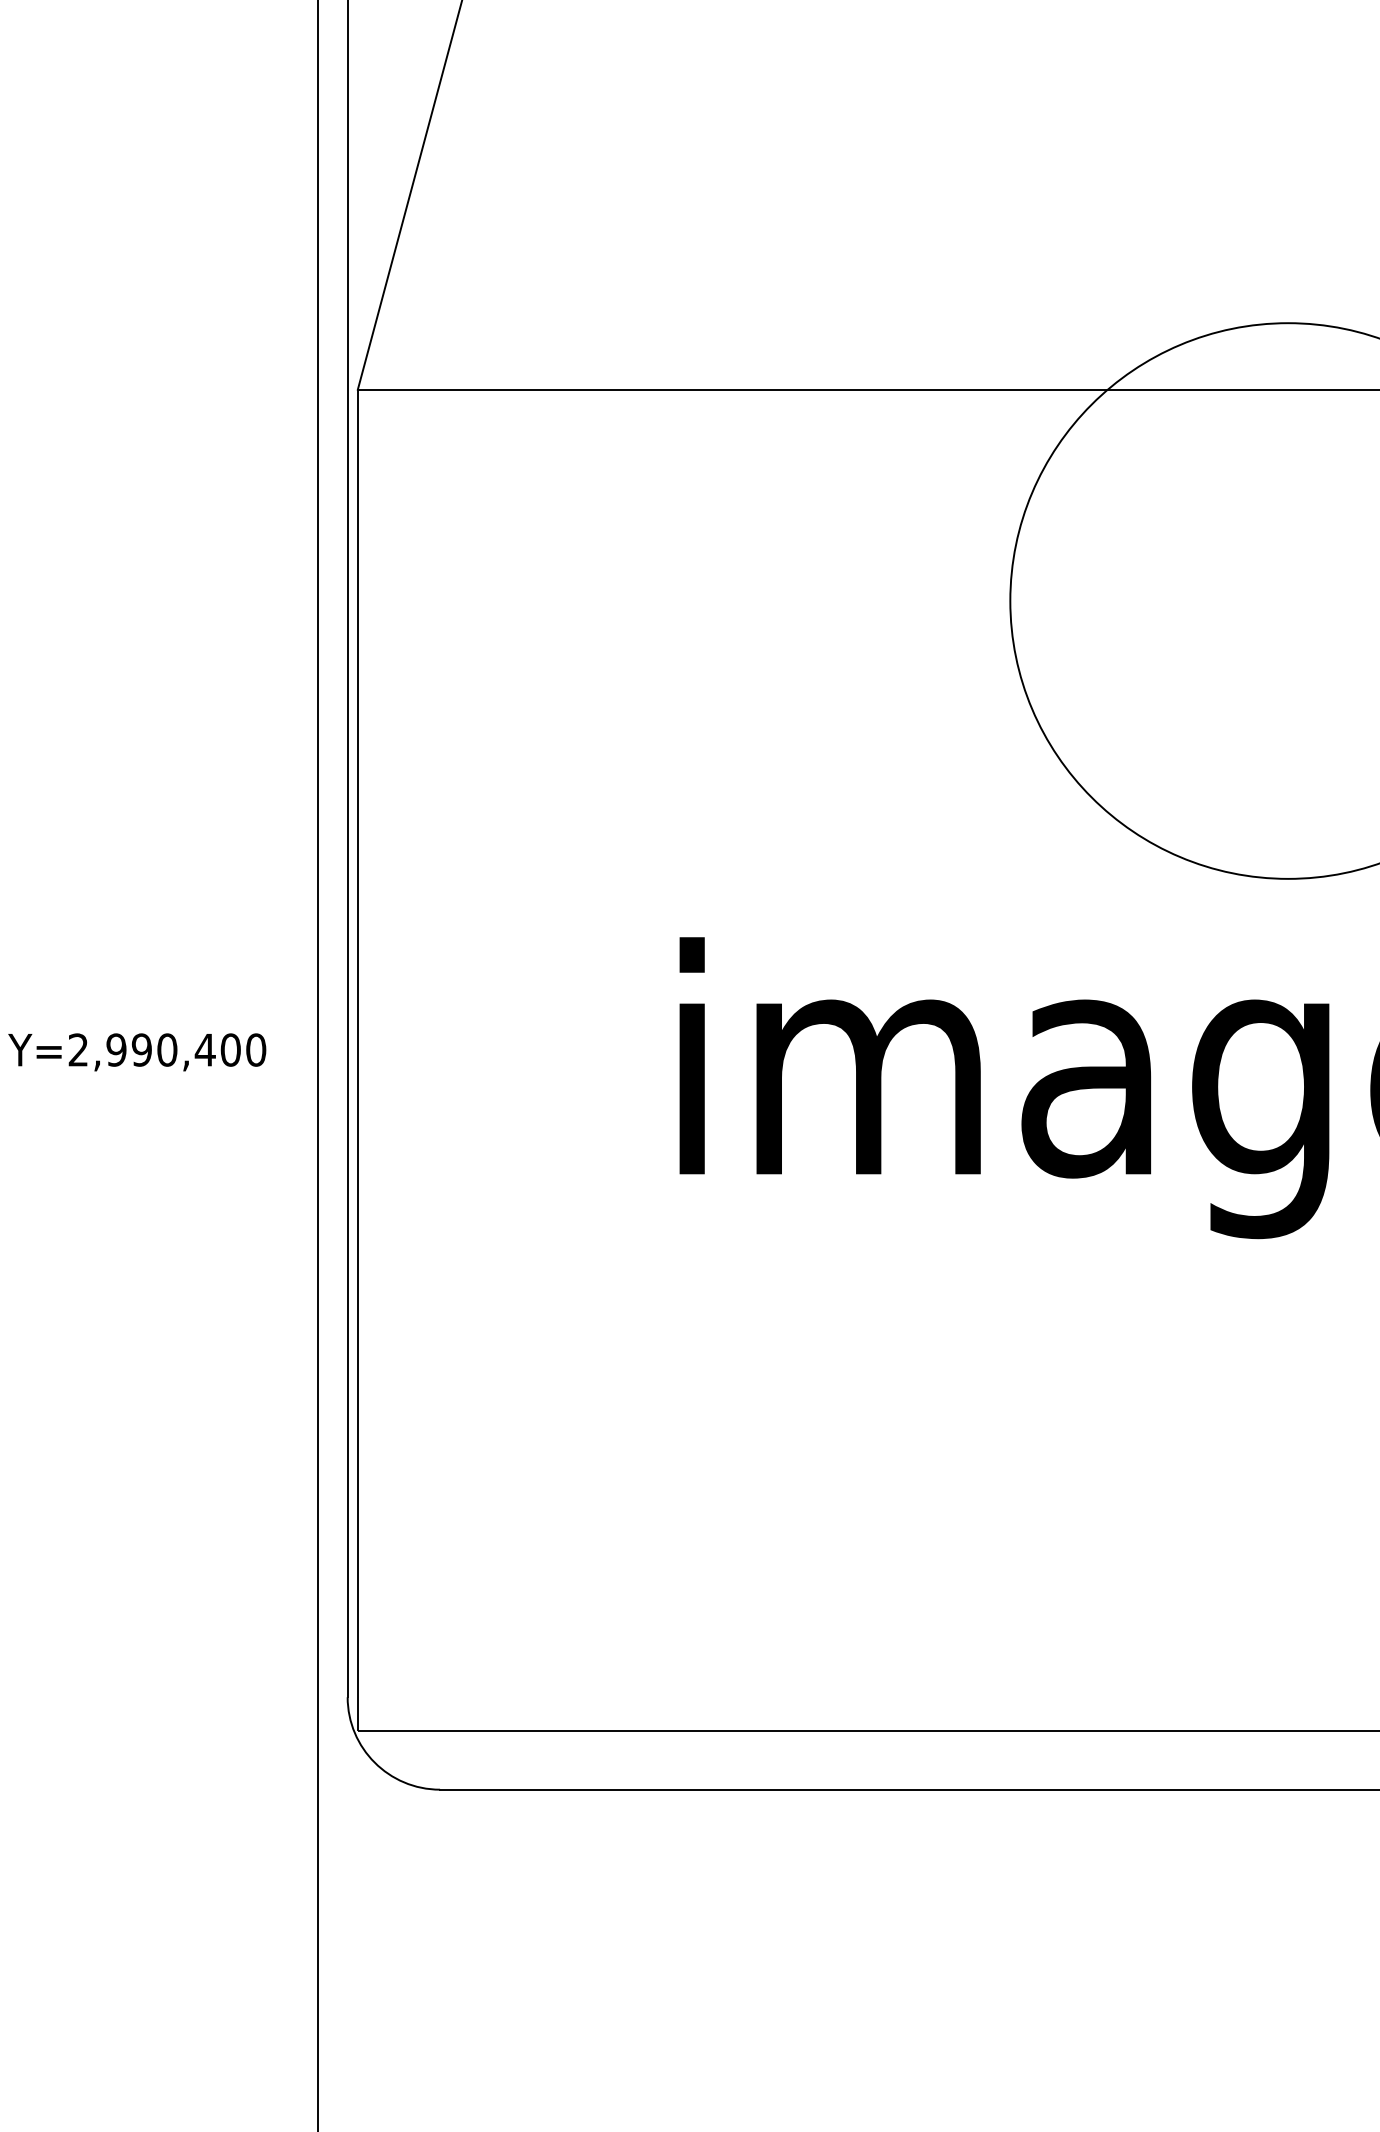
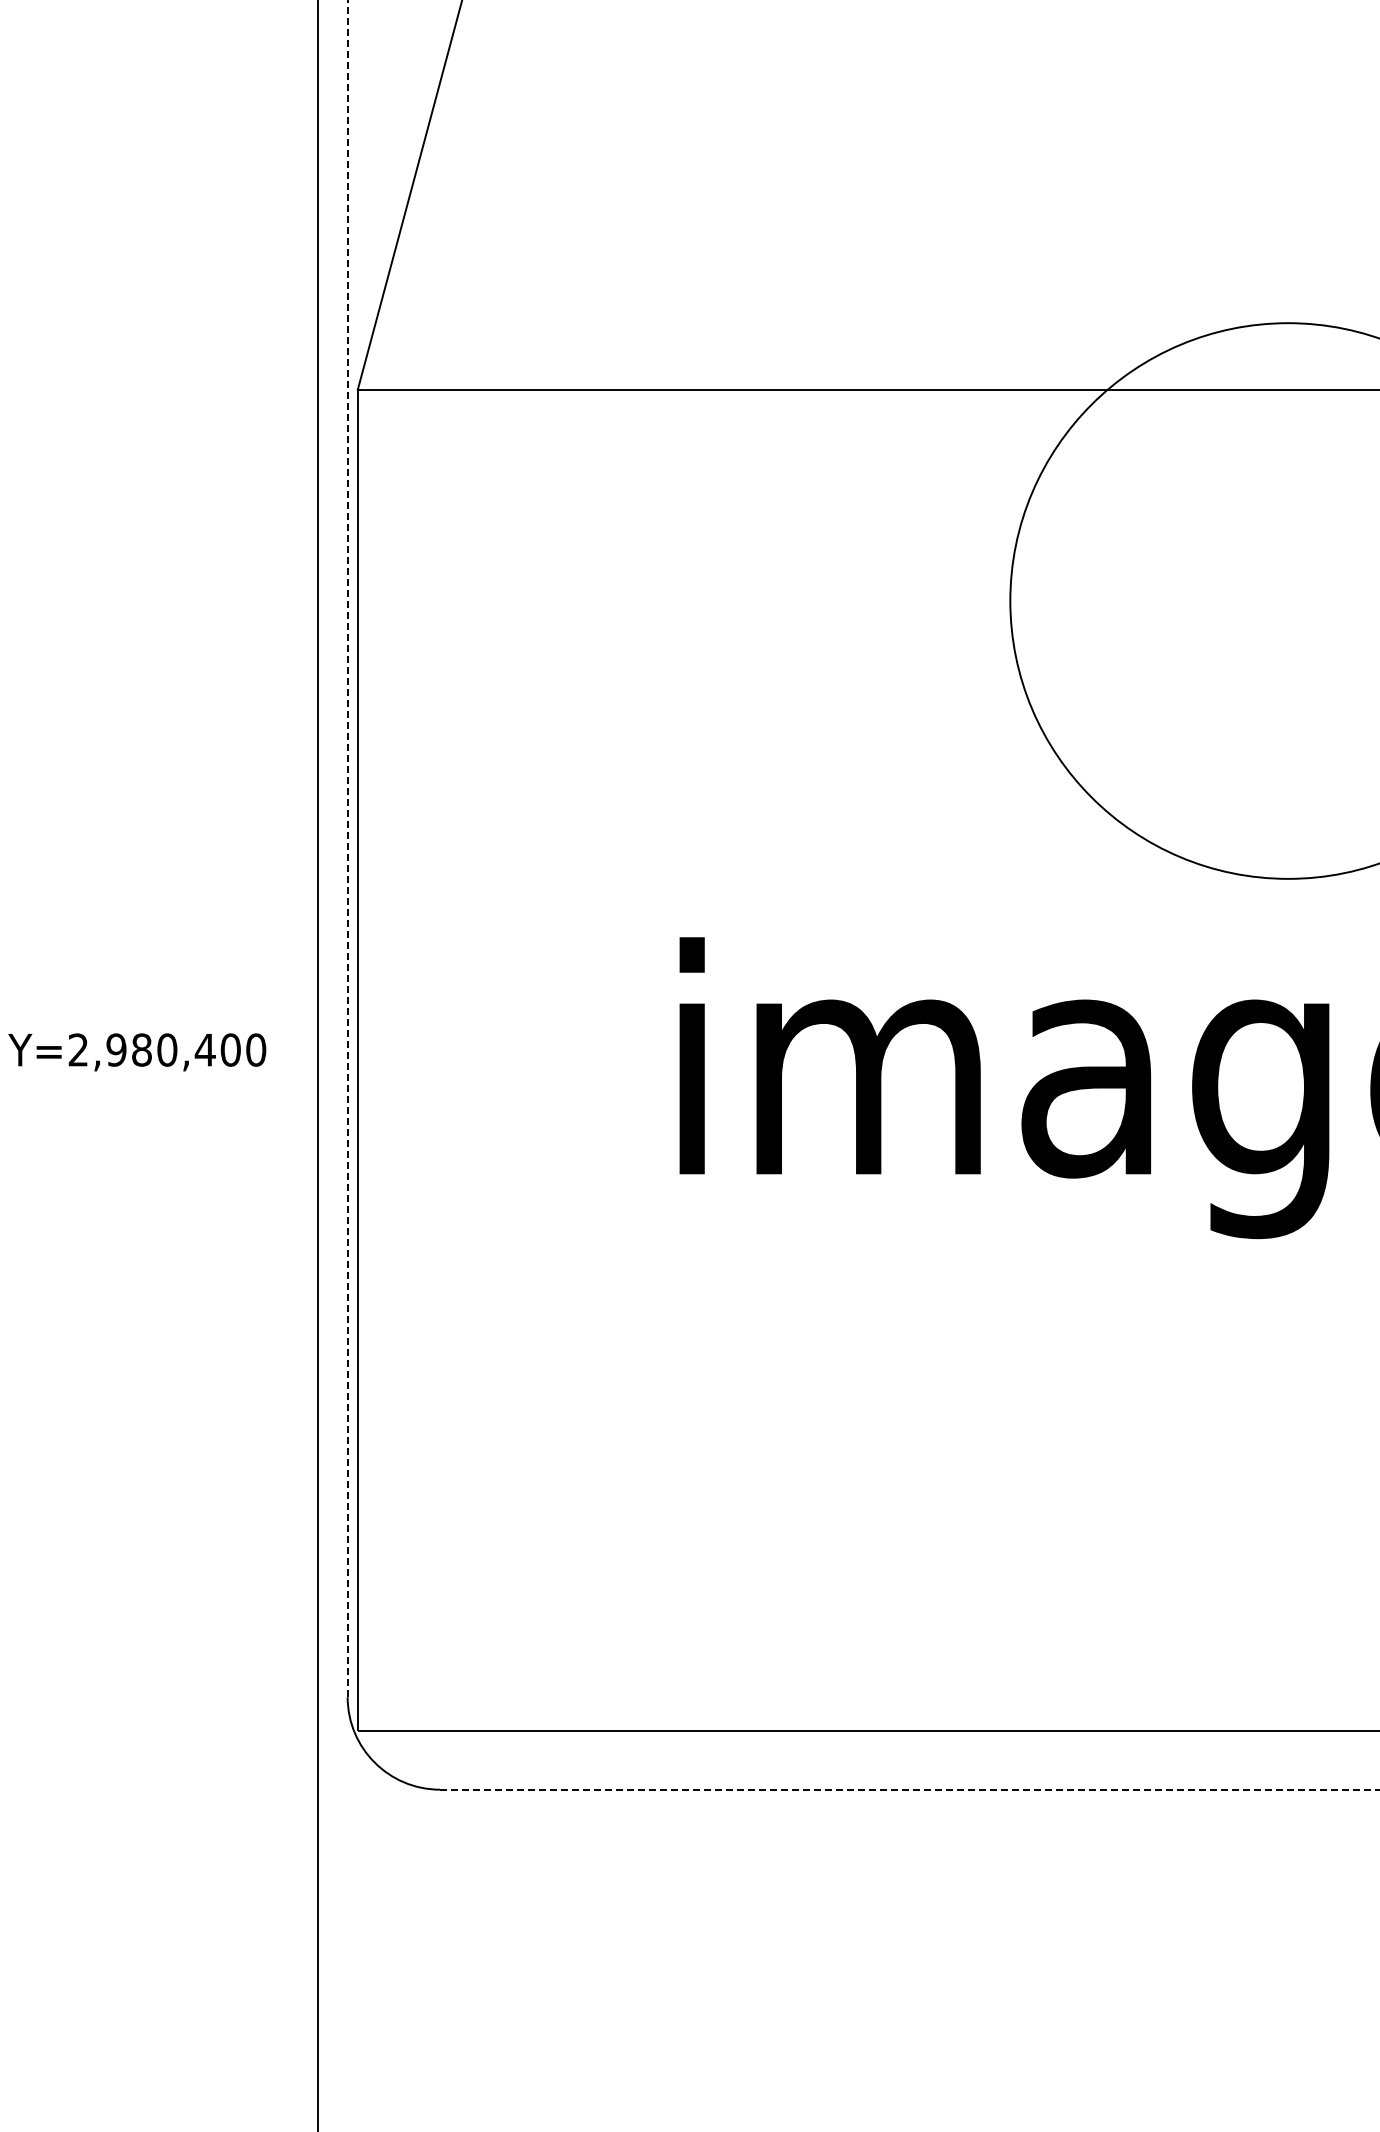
line: solid -> dashed (347, 848)
text: Y=2,990,400 -> Y=2,980,400 (141, 1049)
line: solid -> dashed (909, 1789)
